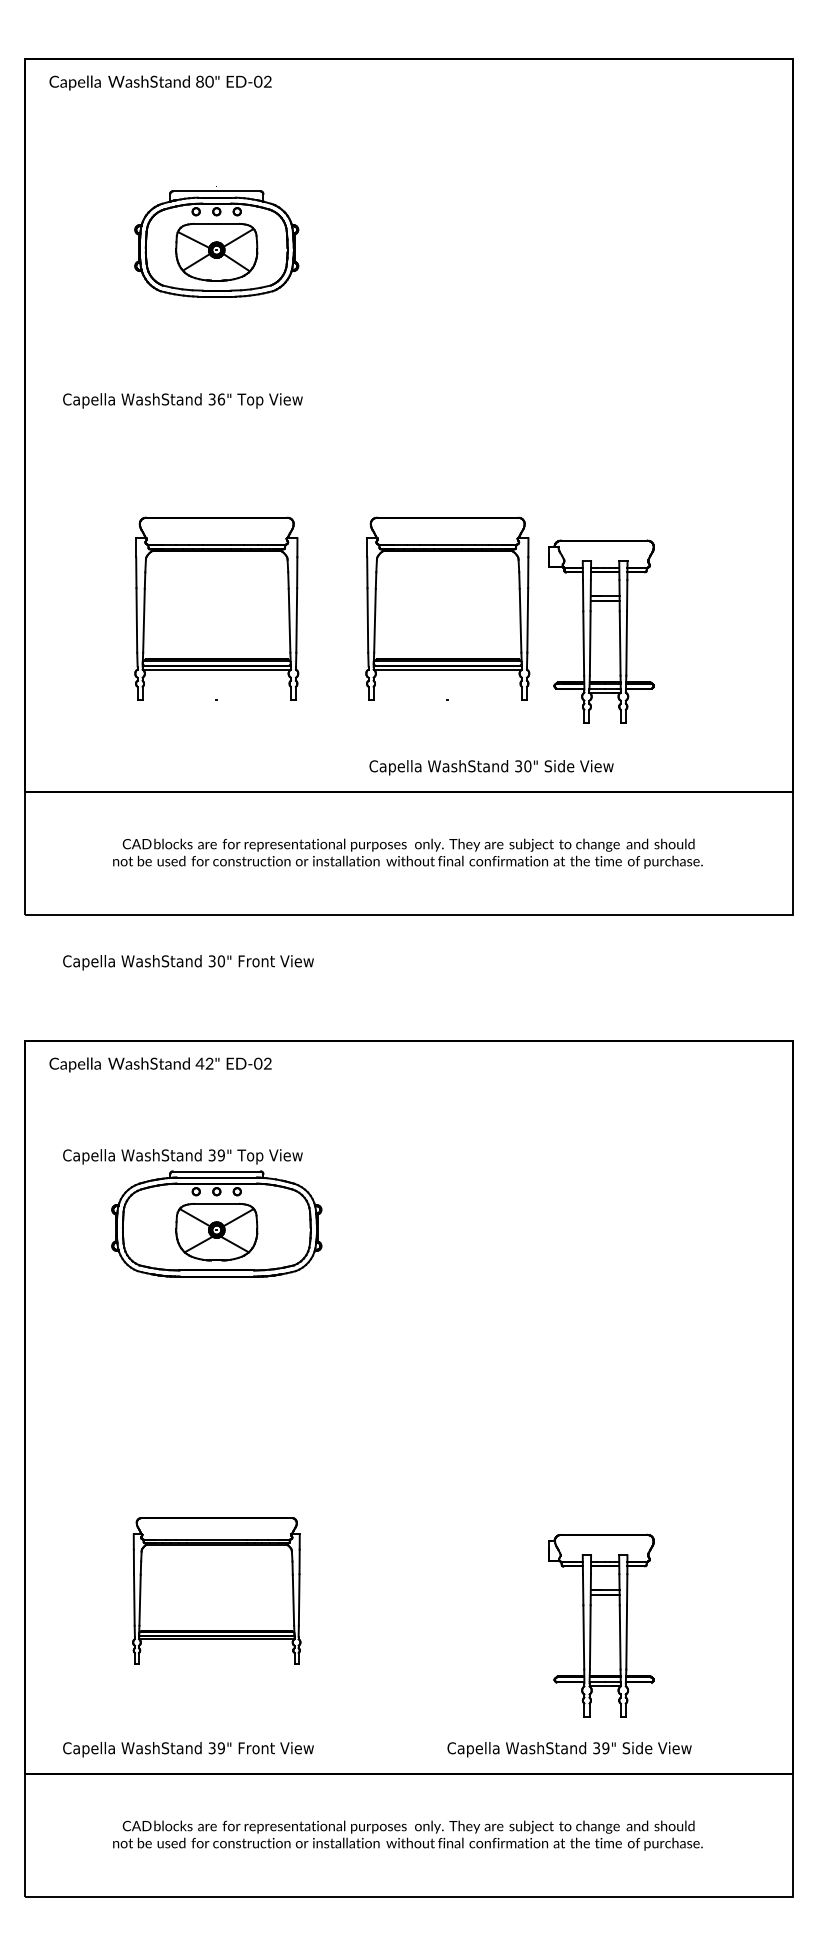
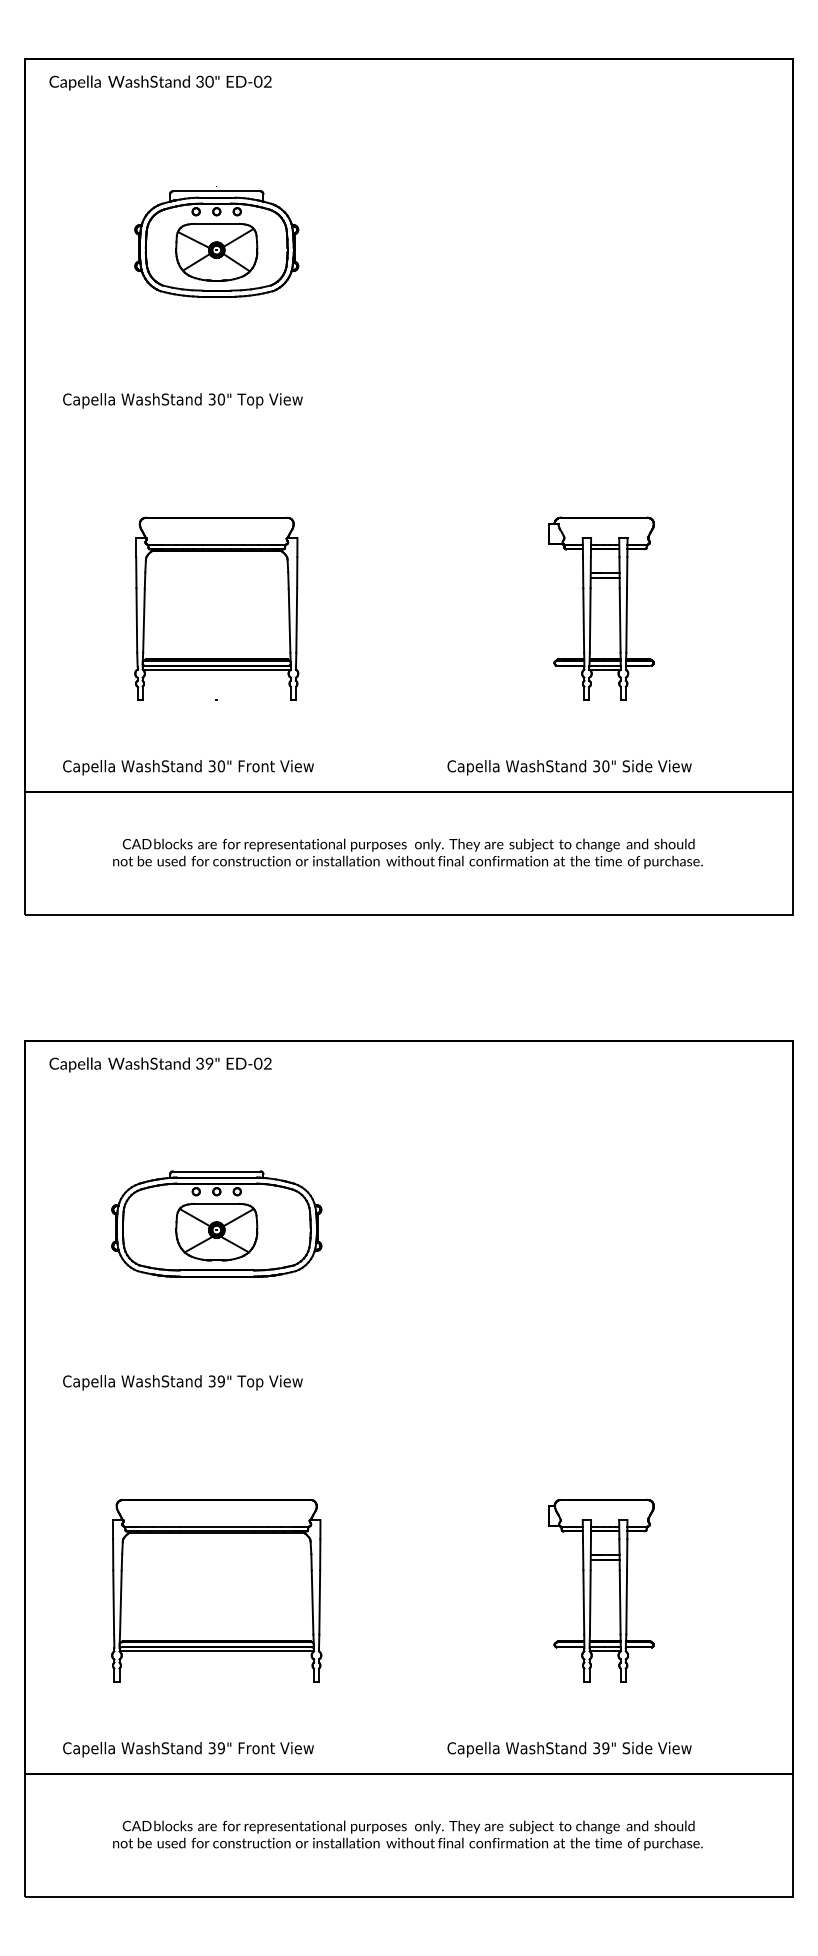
text: 80" -> 30" (199, 81)
text: 36" -> 30" (221, 398)
part: present -> none (447, 608)
part position: (601, 631) -> (601, 608) (601, 608)
text position: (491, 767) -> (569, 767) (569, 767)
text position: (188, 962) -> (188, 767) (188, 767)
text: 42" -> 39" (204, 1063)
text position: (182, 1156) -> (182, 1382) (182, 1382)
part size: 170x148 px -> 212x185 px (216, 1590)
part position: (601, 1625) -> (601, 1590) (601, 1590)
